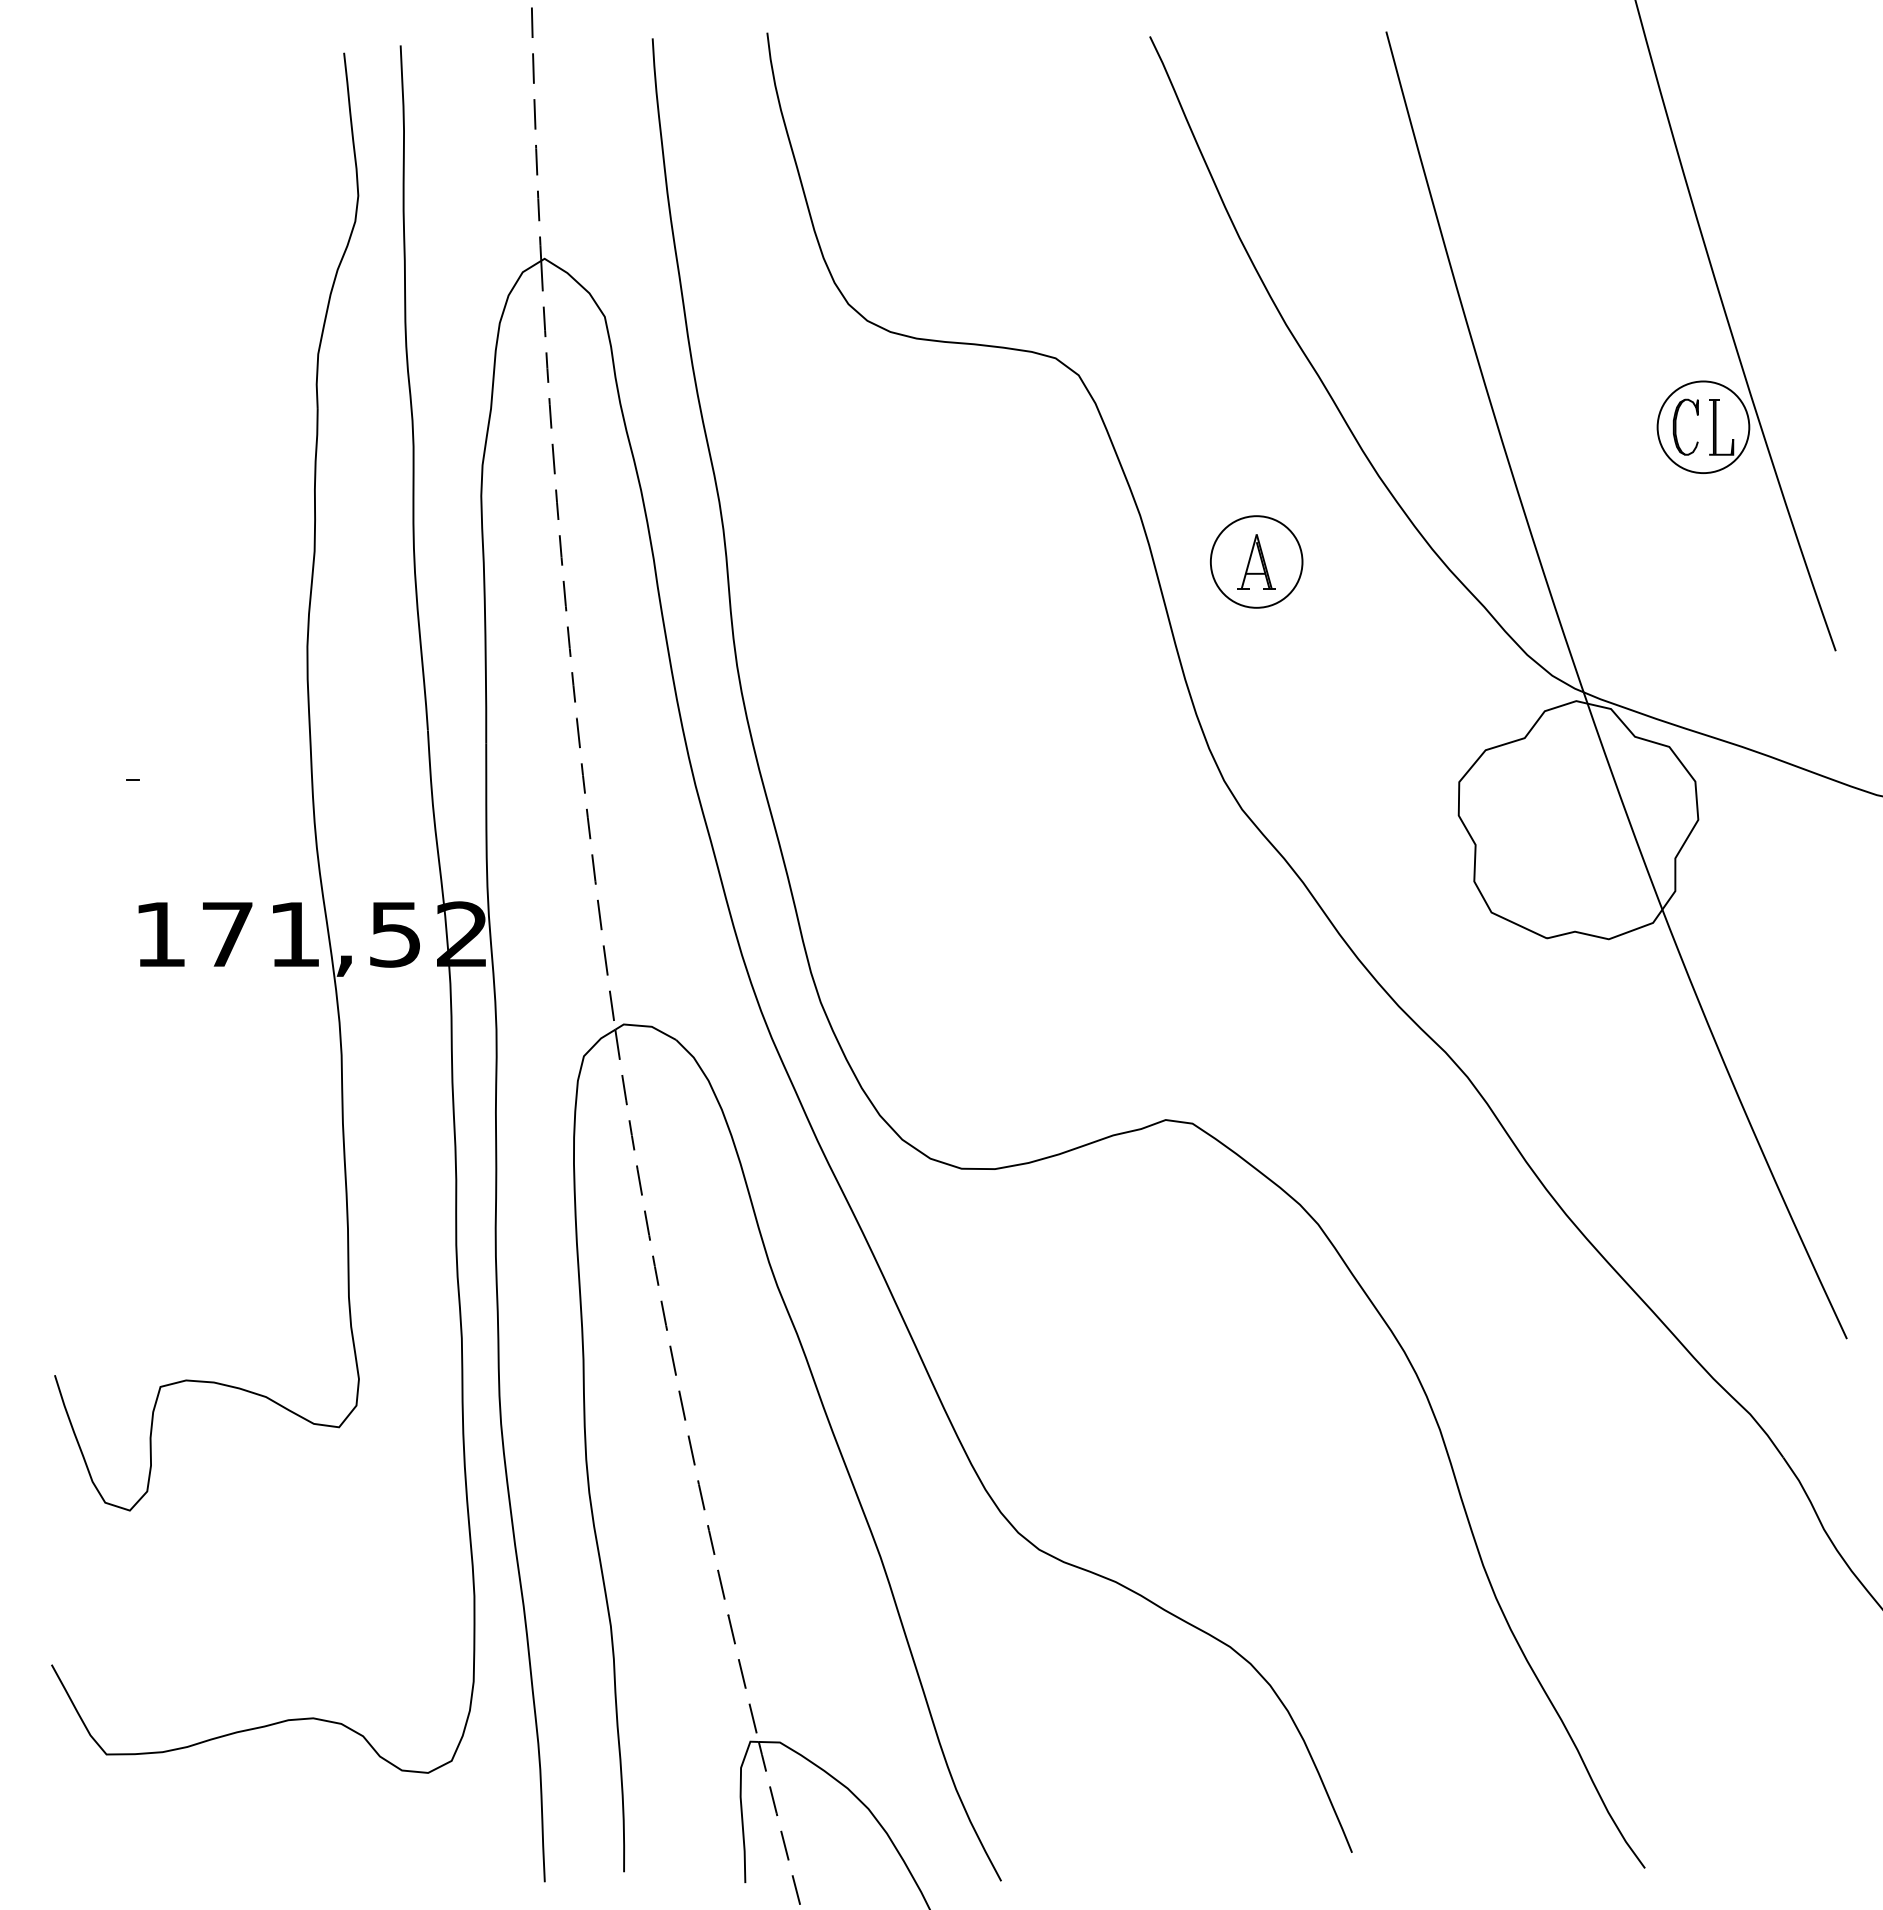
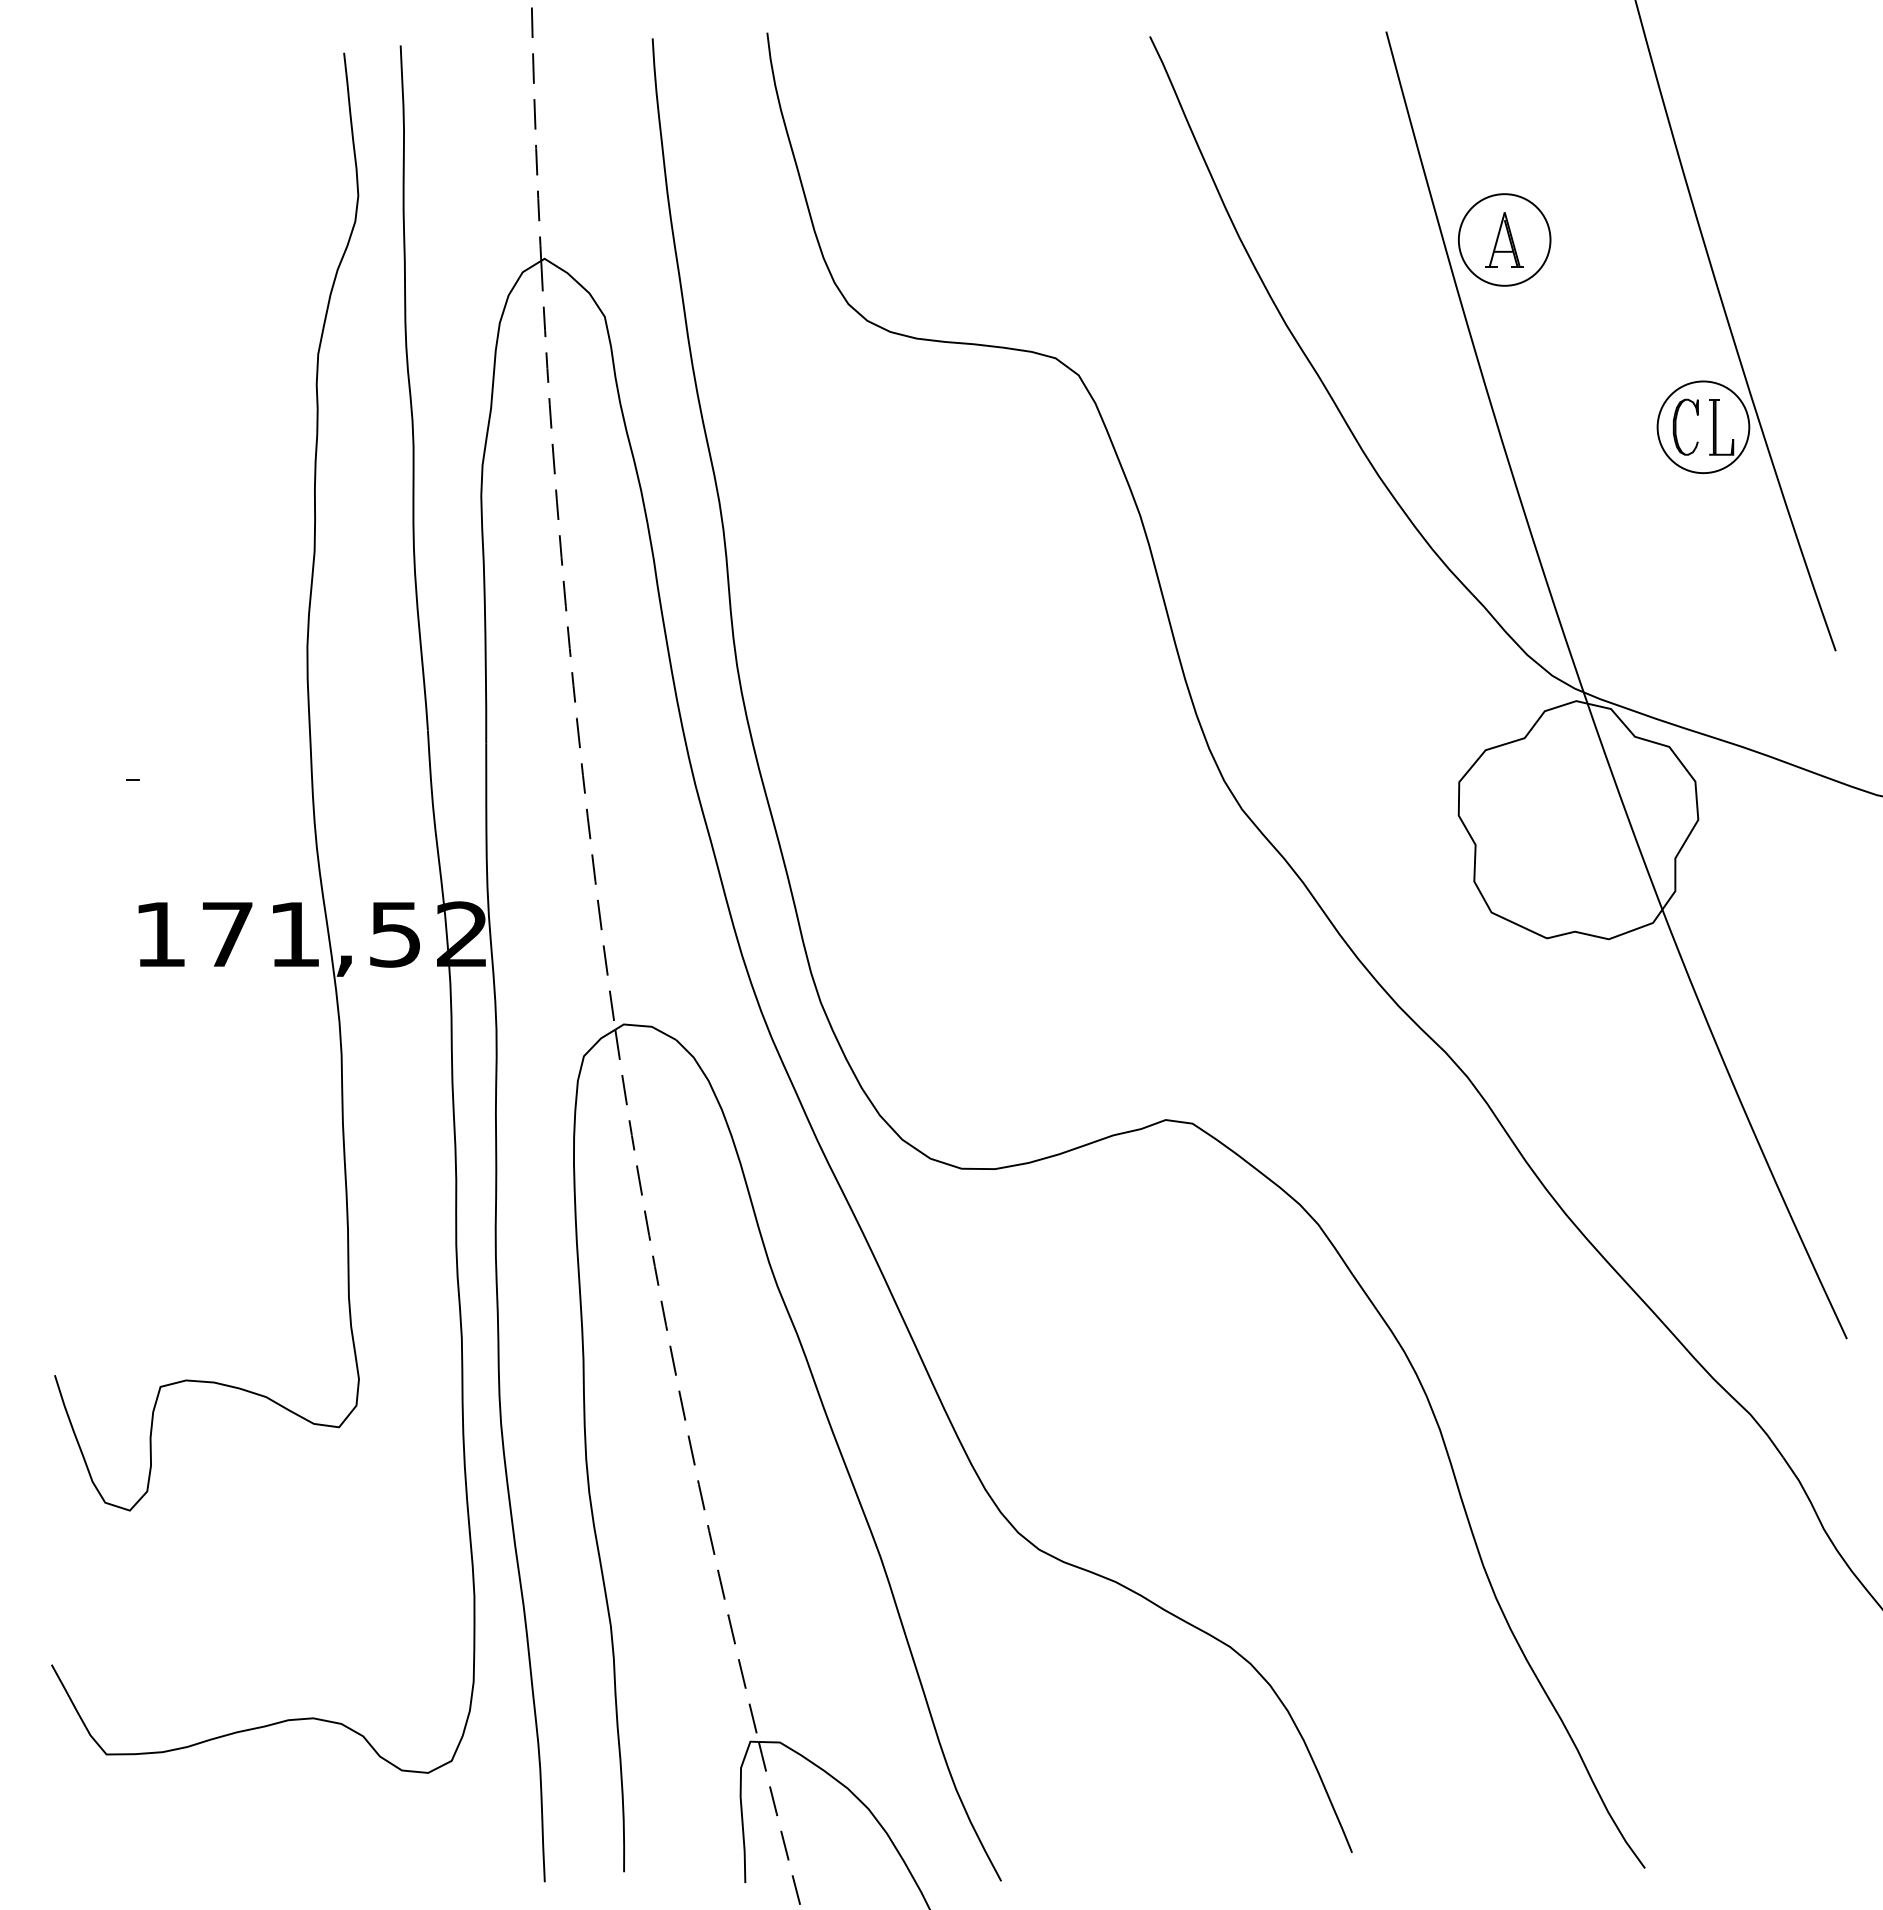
part position: (1256, 561) -> (1504, 239) (1504, 239)
